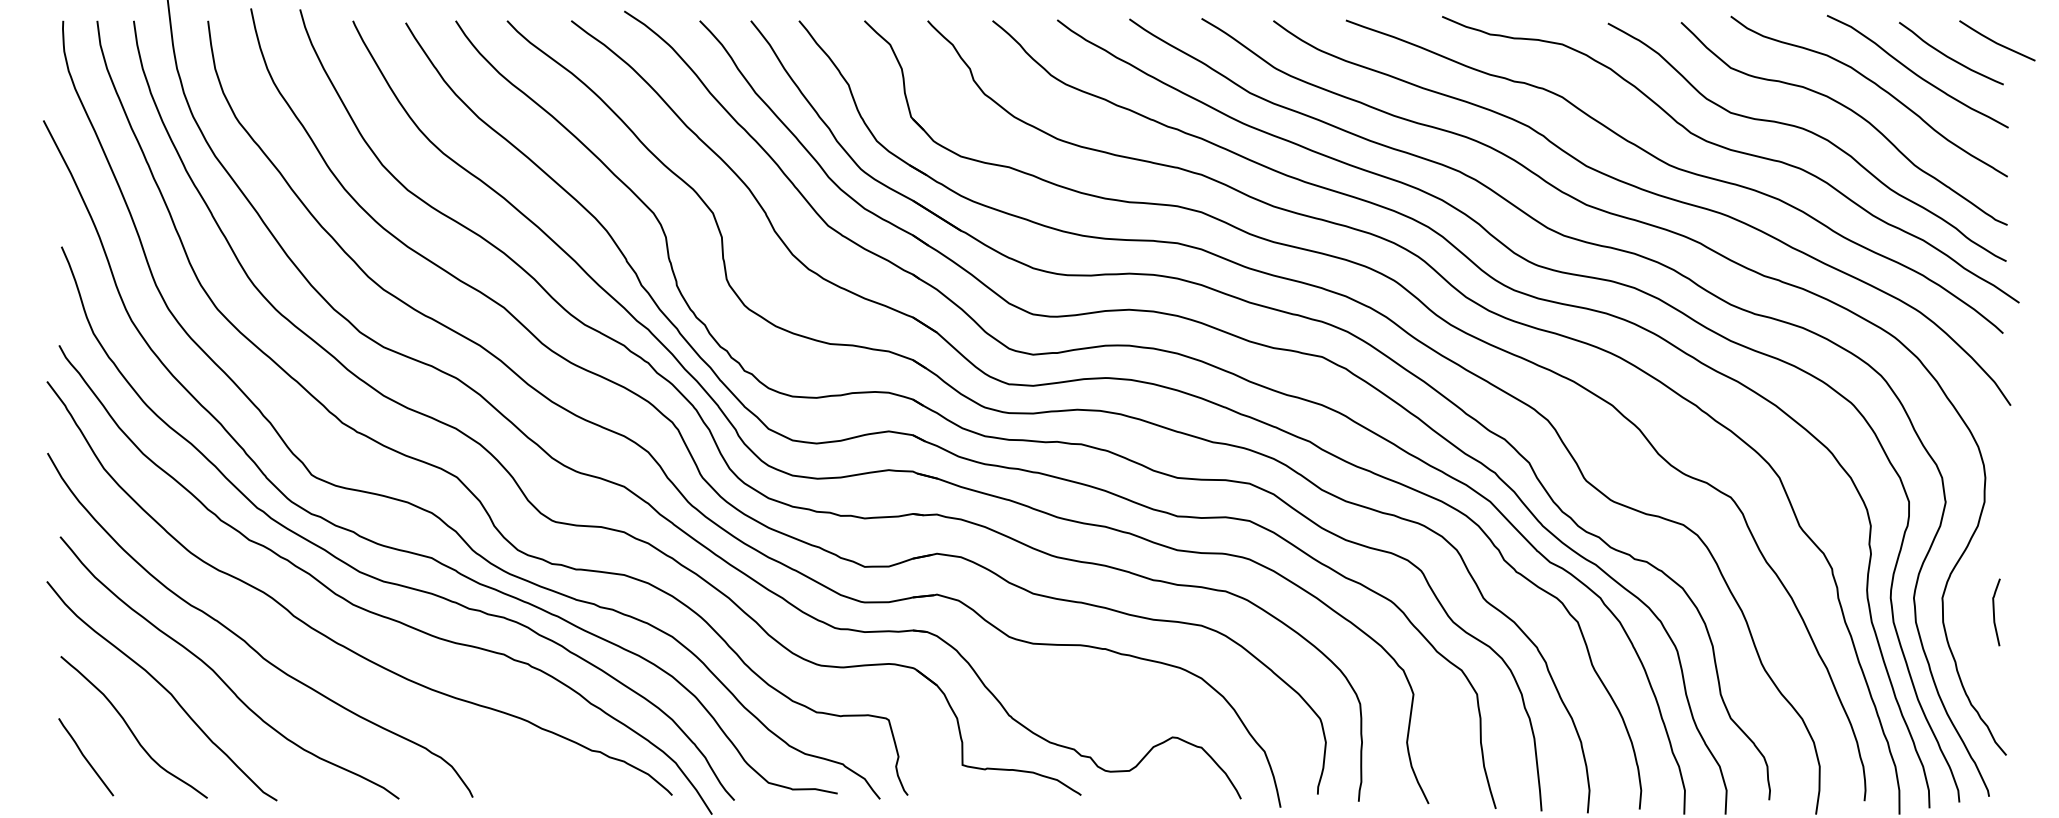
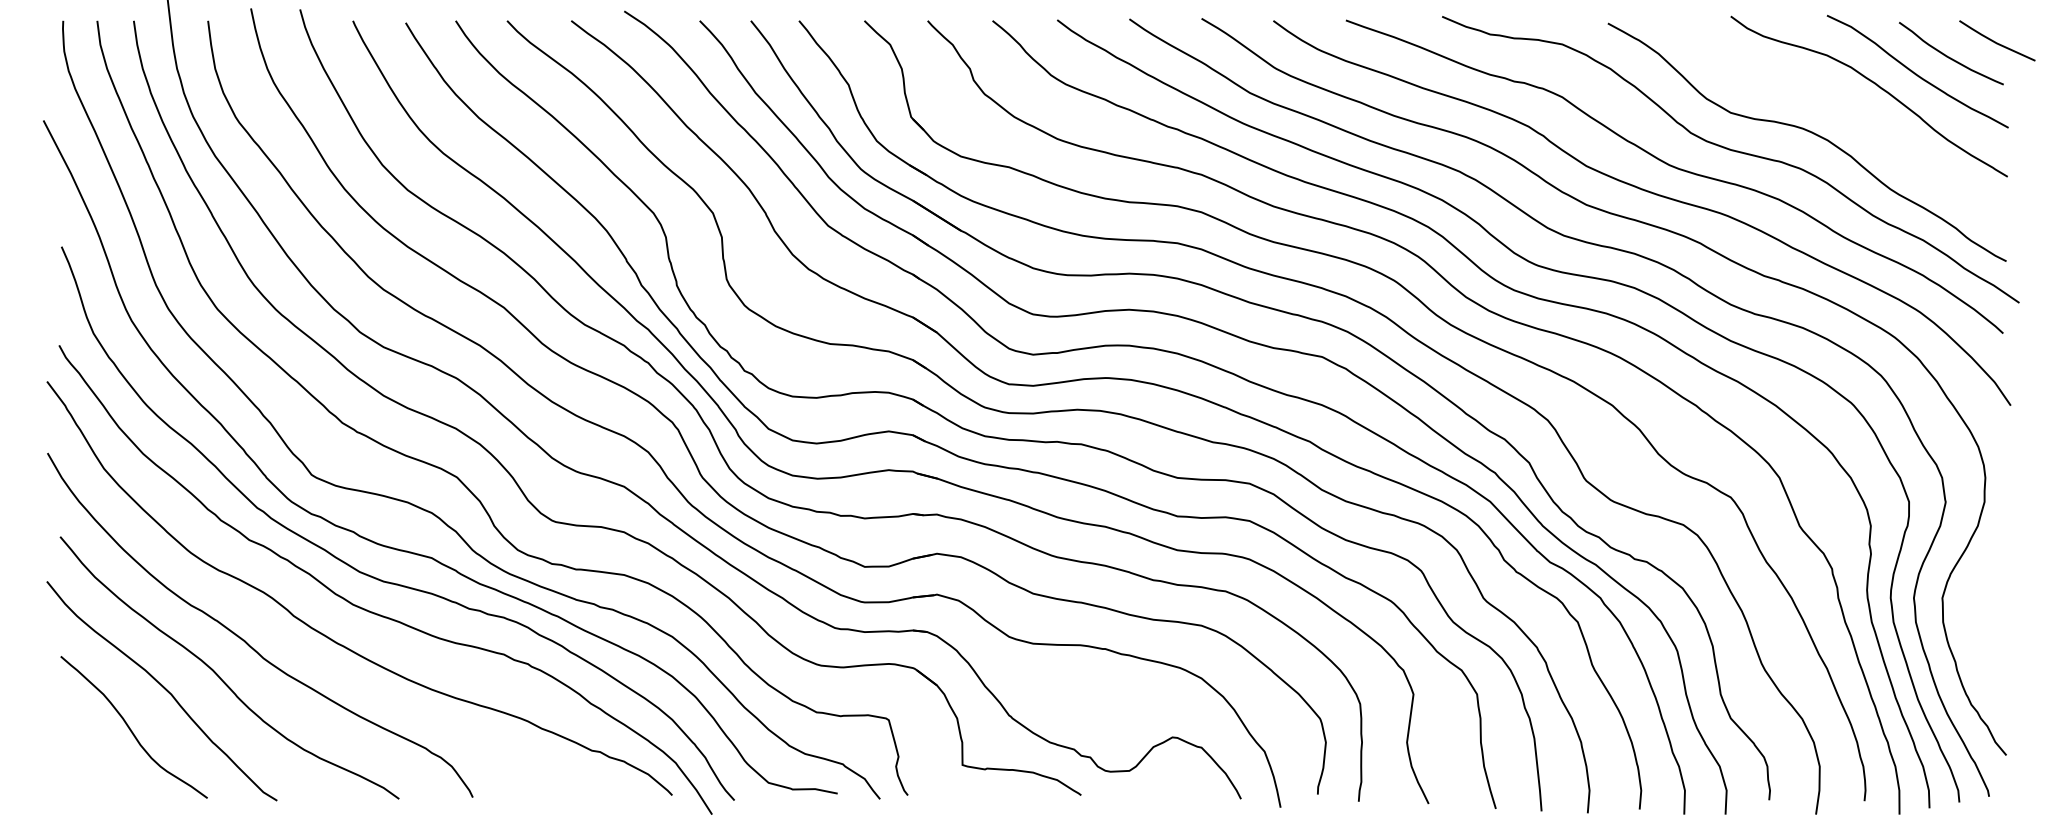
curve: present -> none (1852, 112)
curve: present -> none (1994, 612)
curve: present -> none (85, 757)
